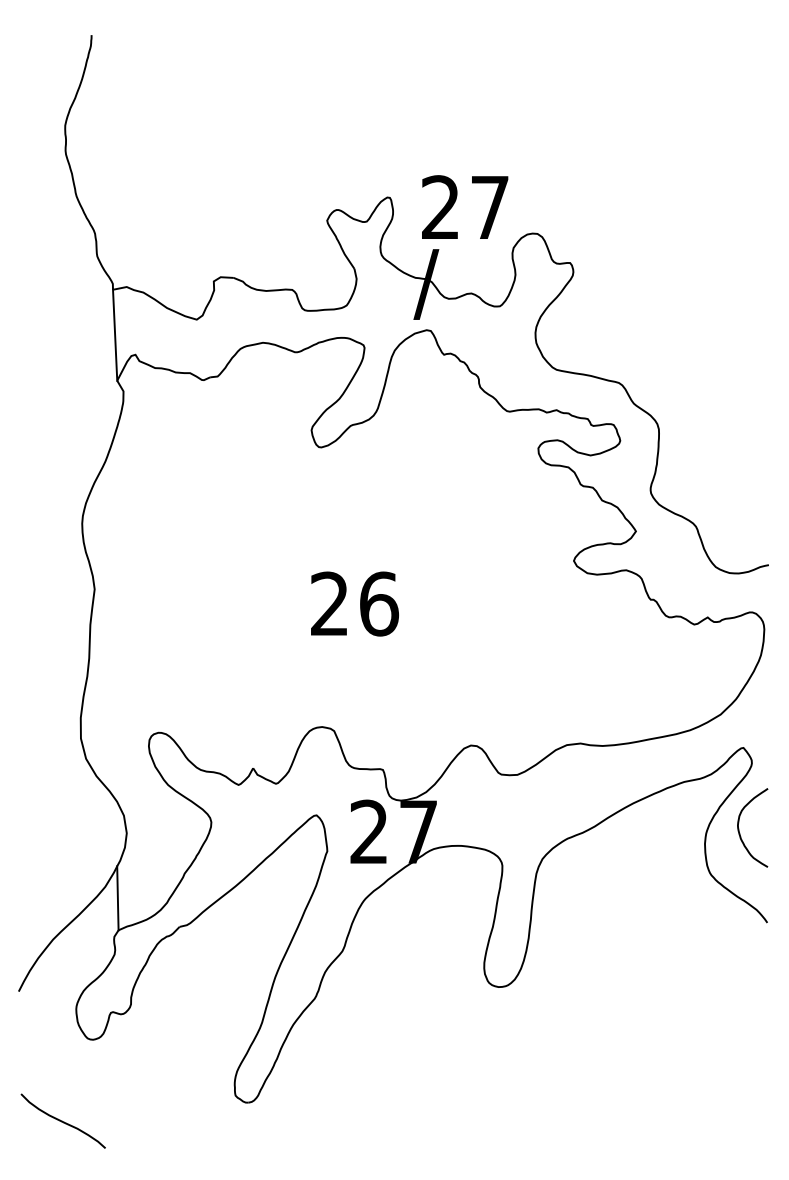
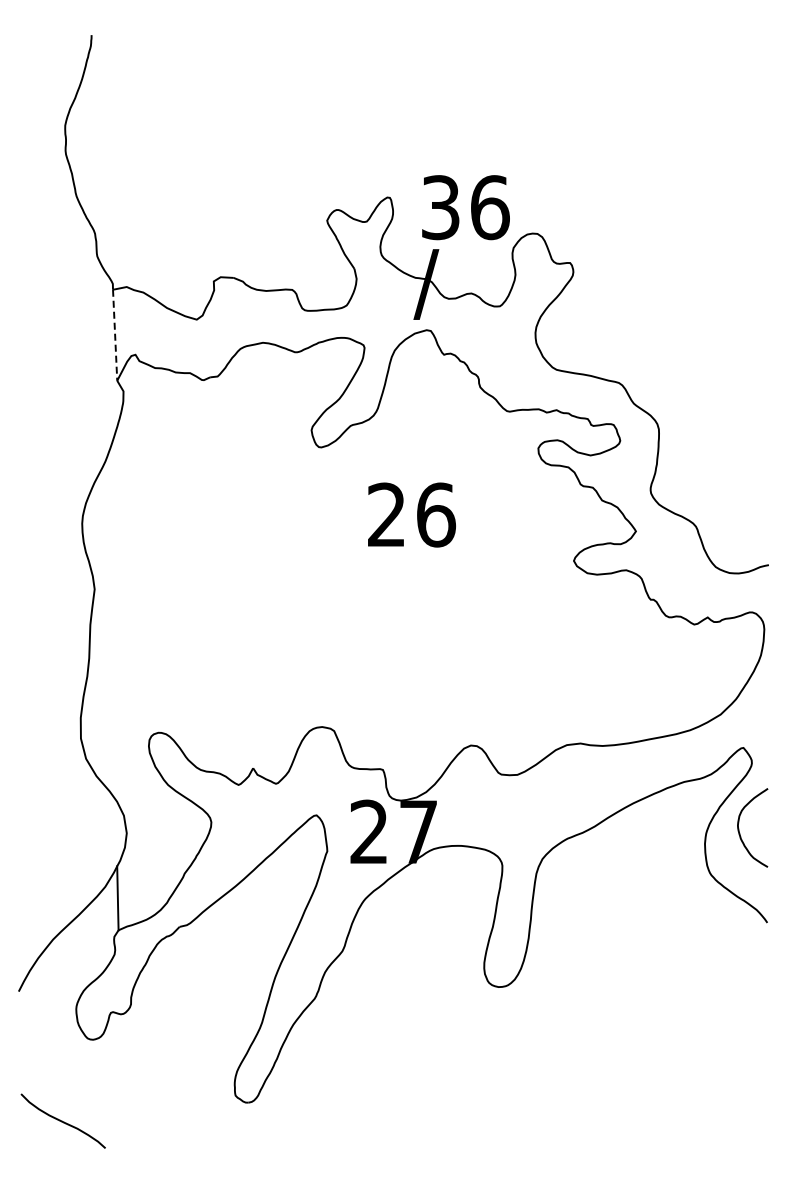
text: 27 -> 36 (465, 207)
line: solid -> dashed (115, 335)
text position: (354, 603) -> (411, 514) (411, 514)
